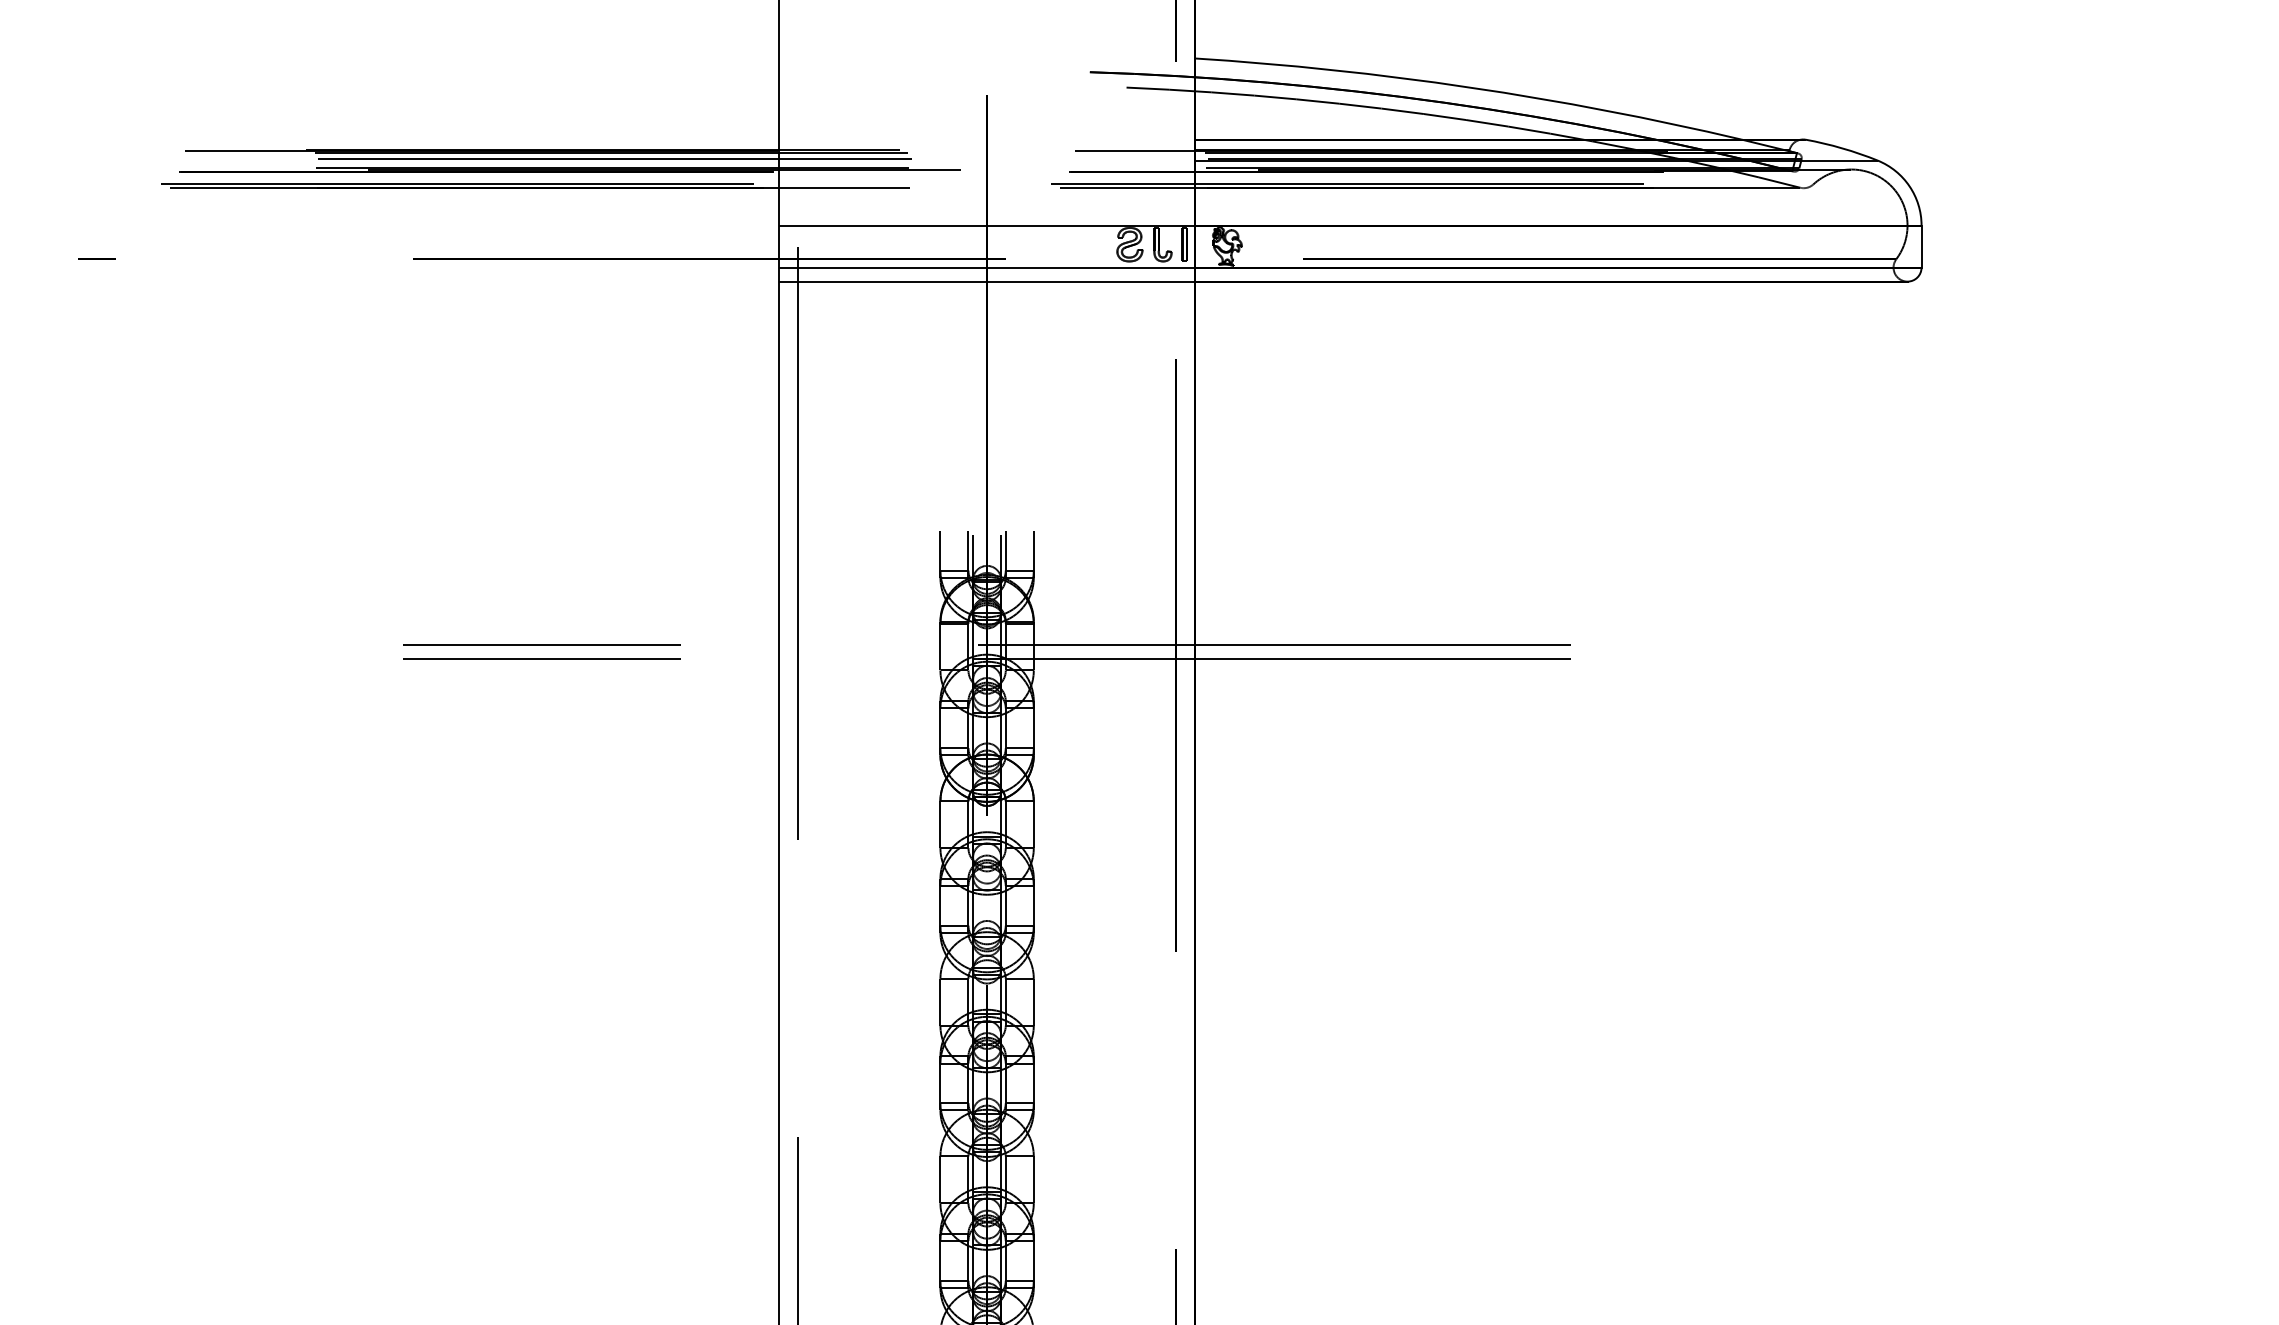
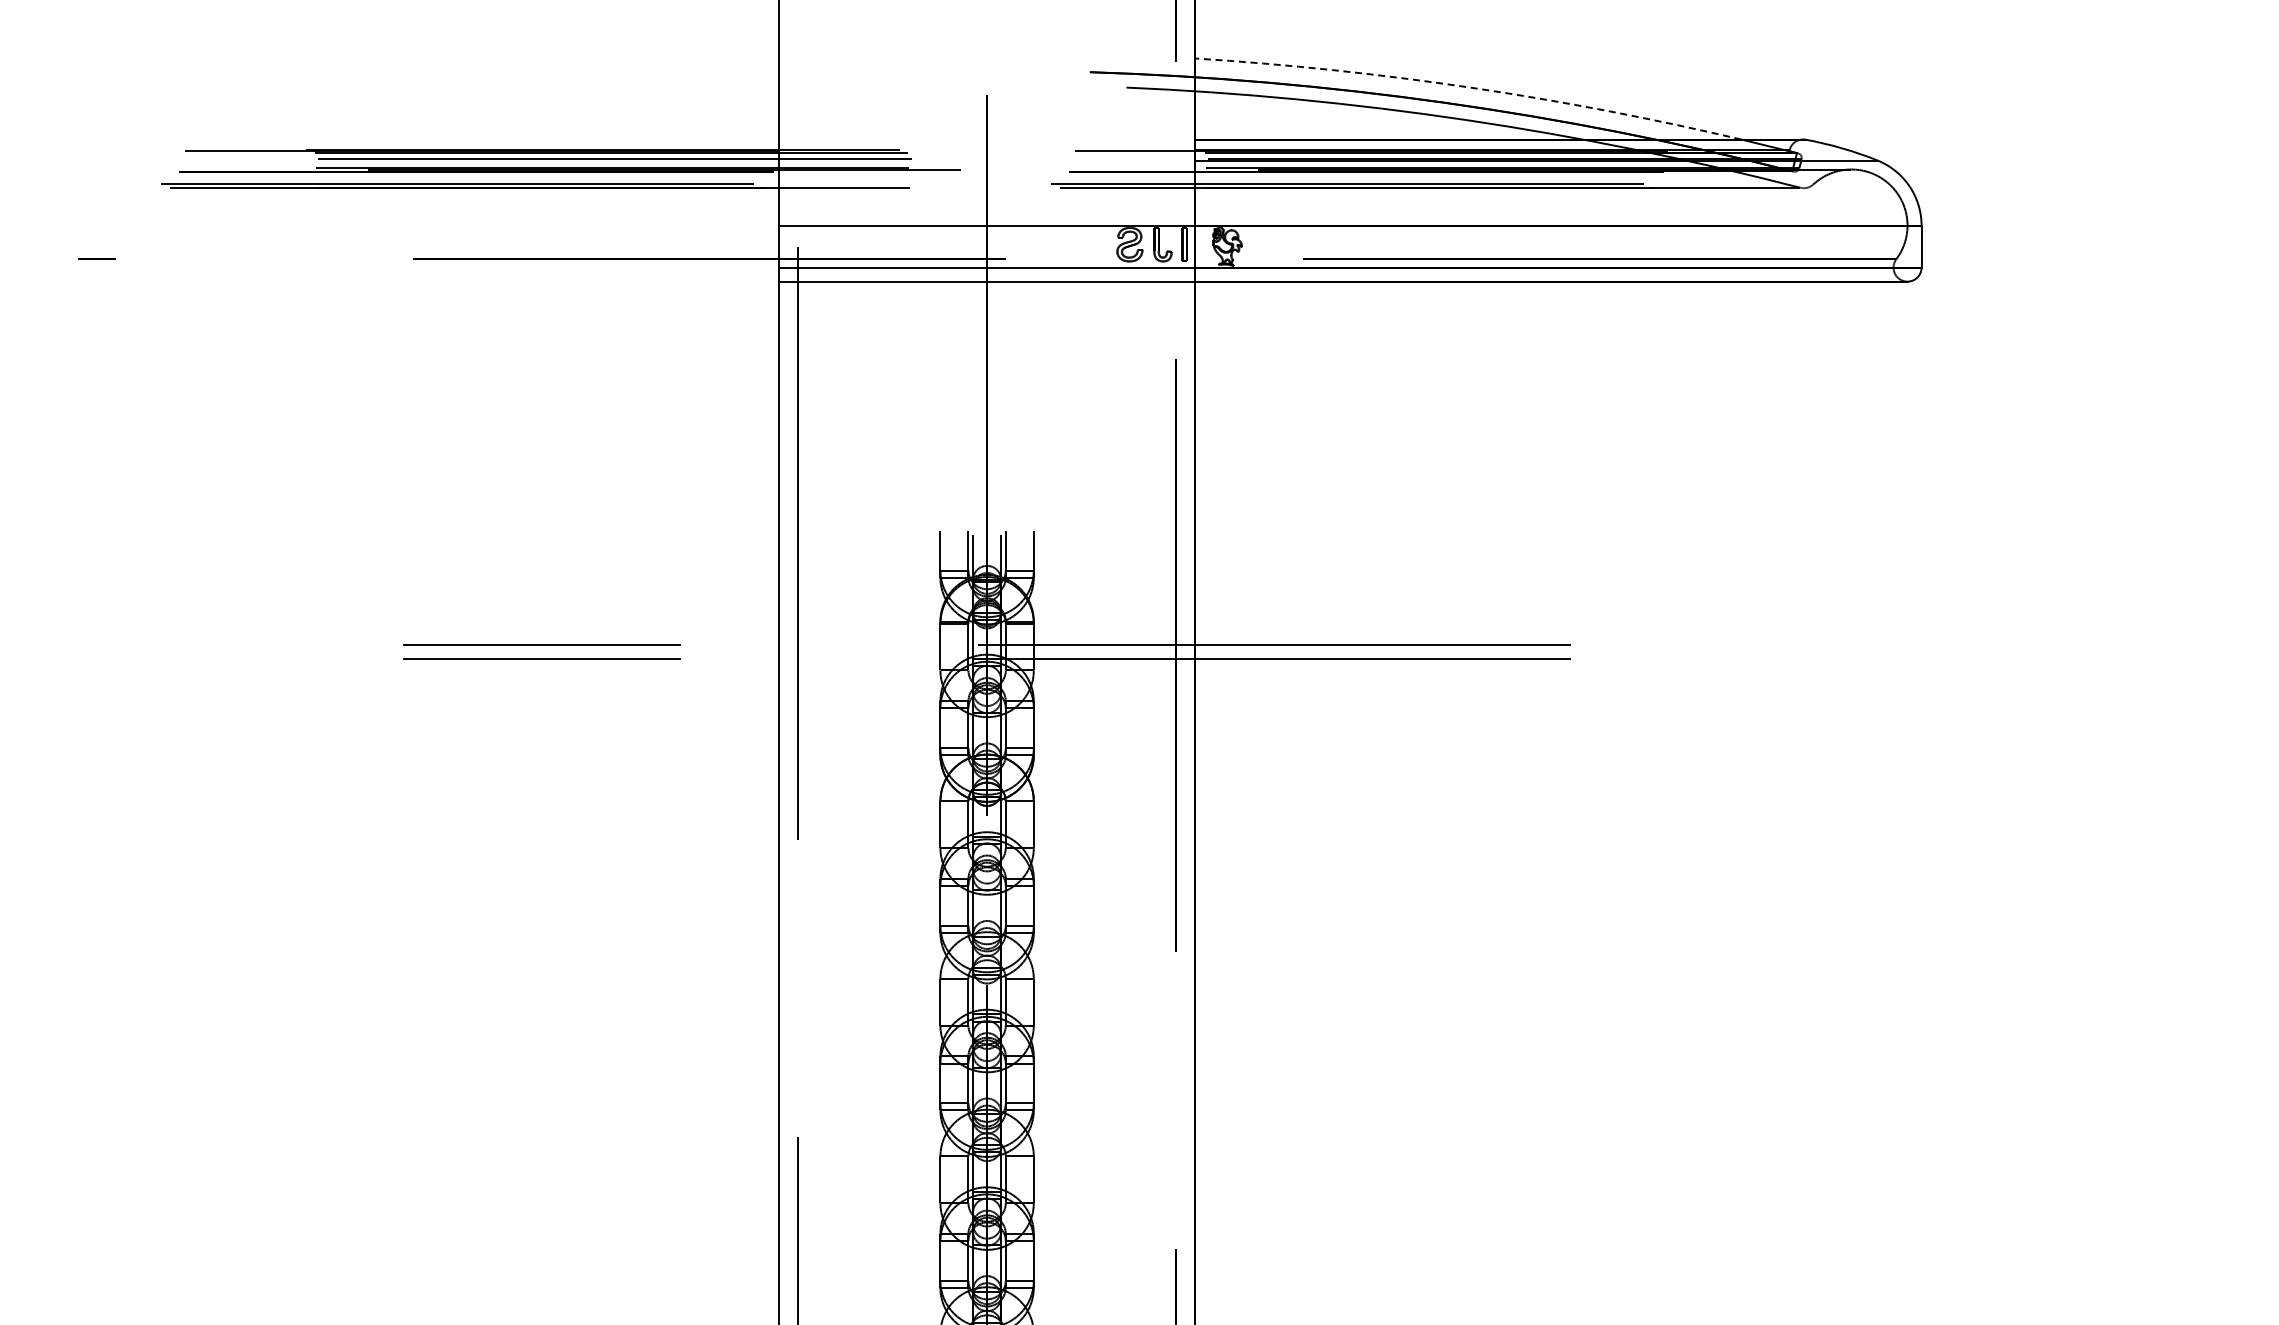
arc: solid -> dashed (1469, 87)
